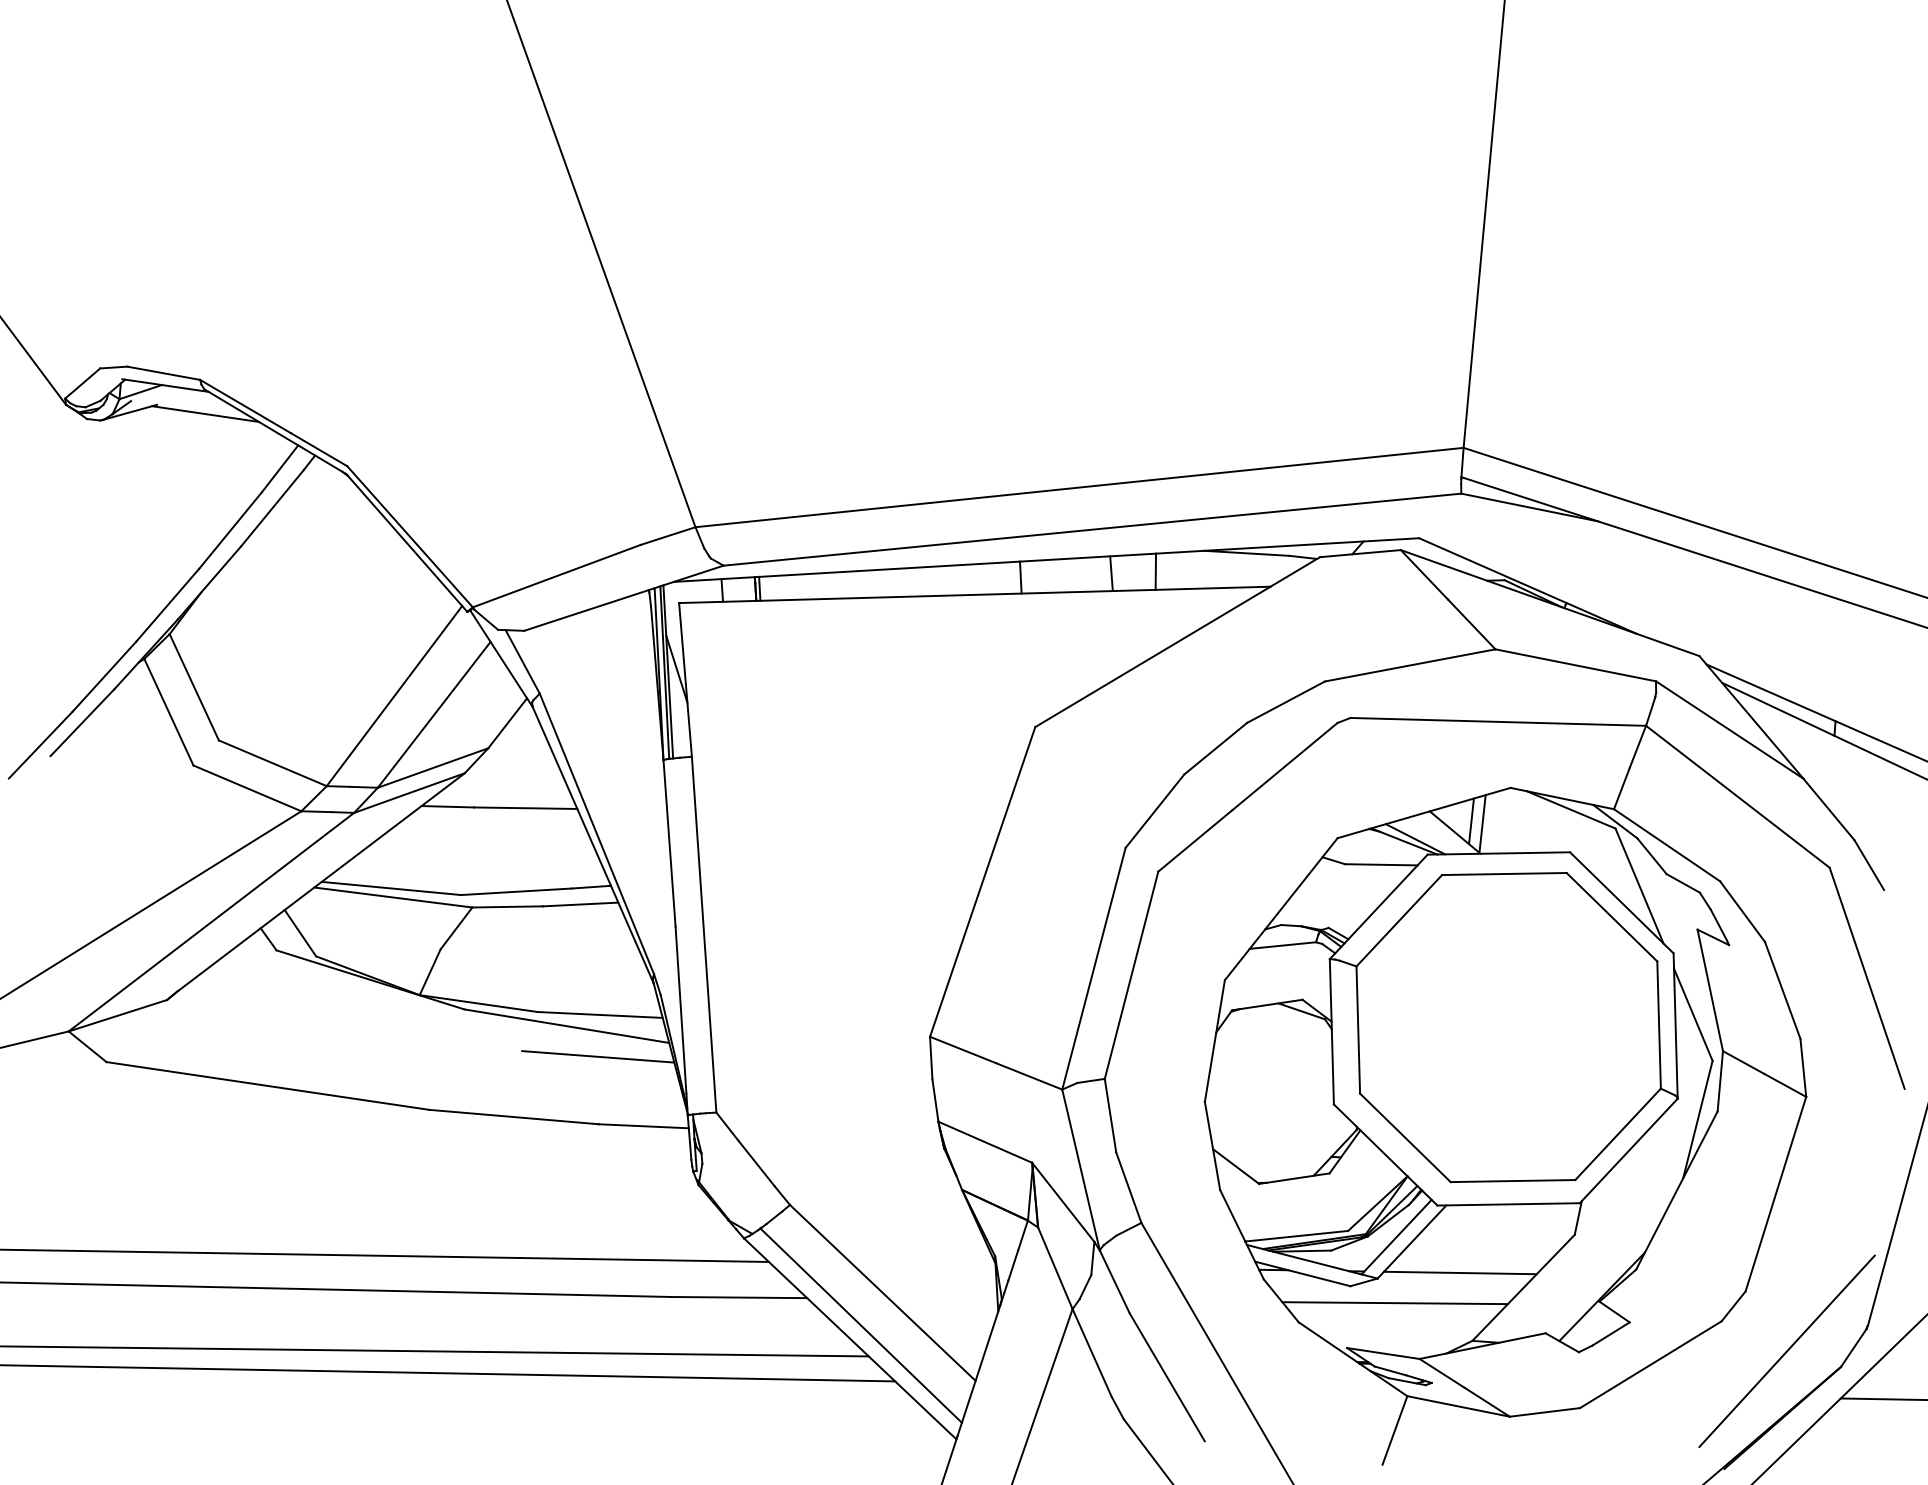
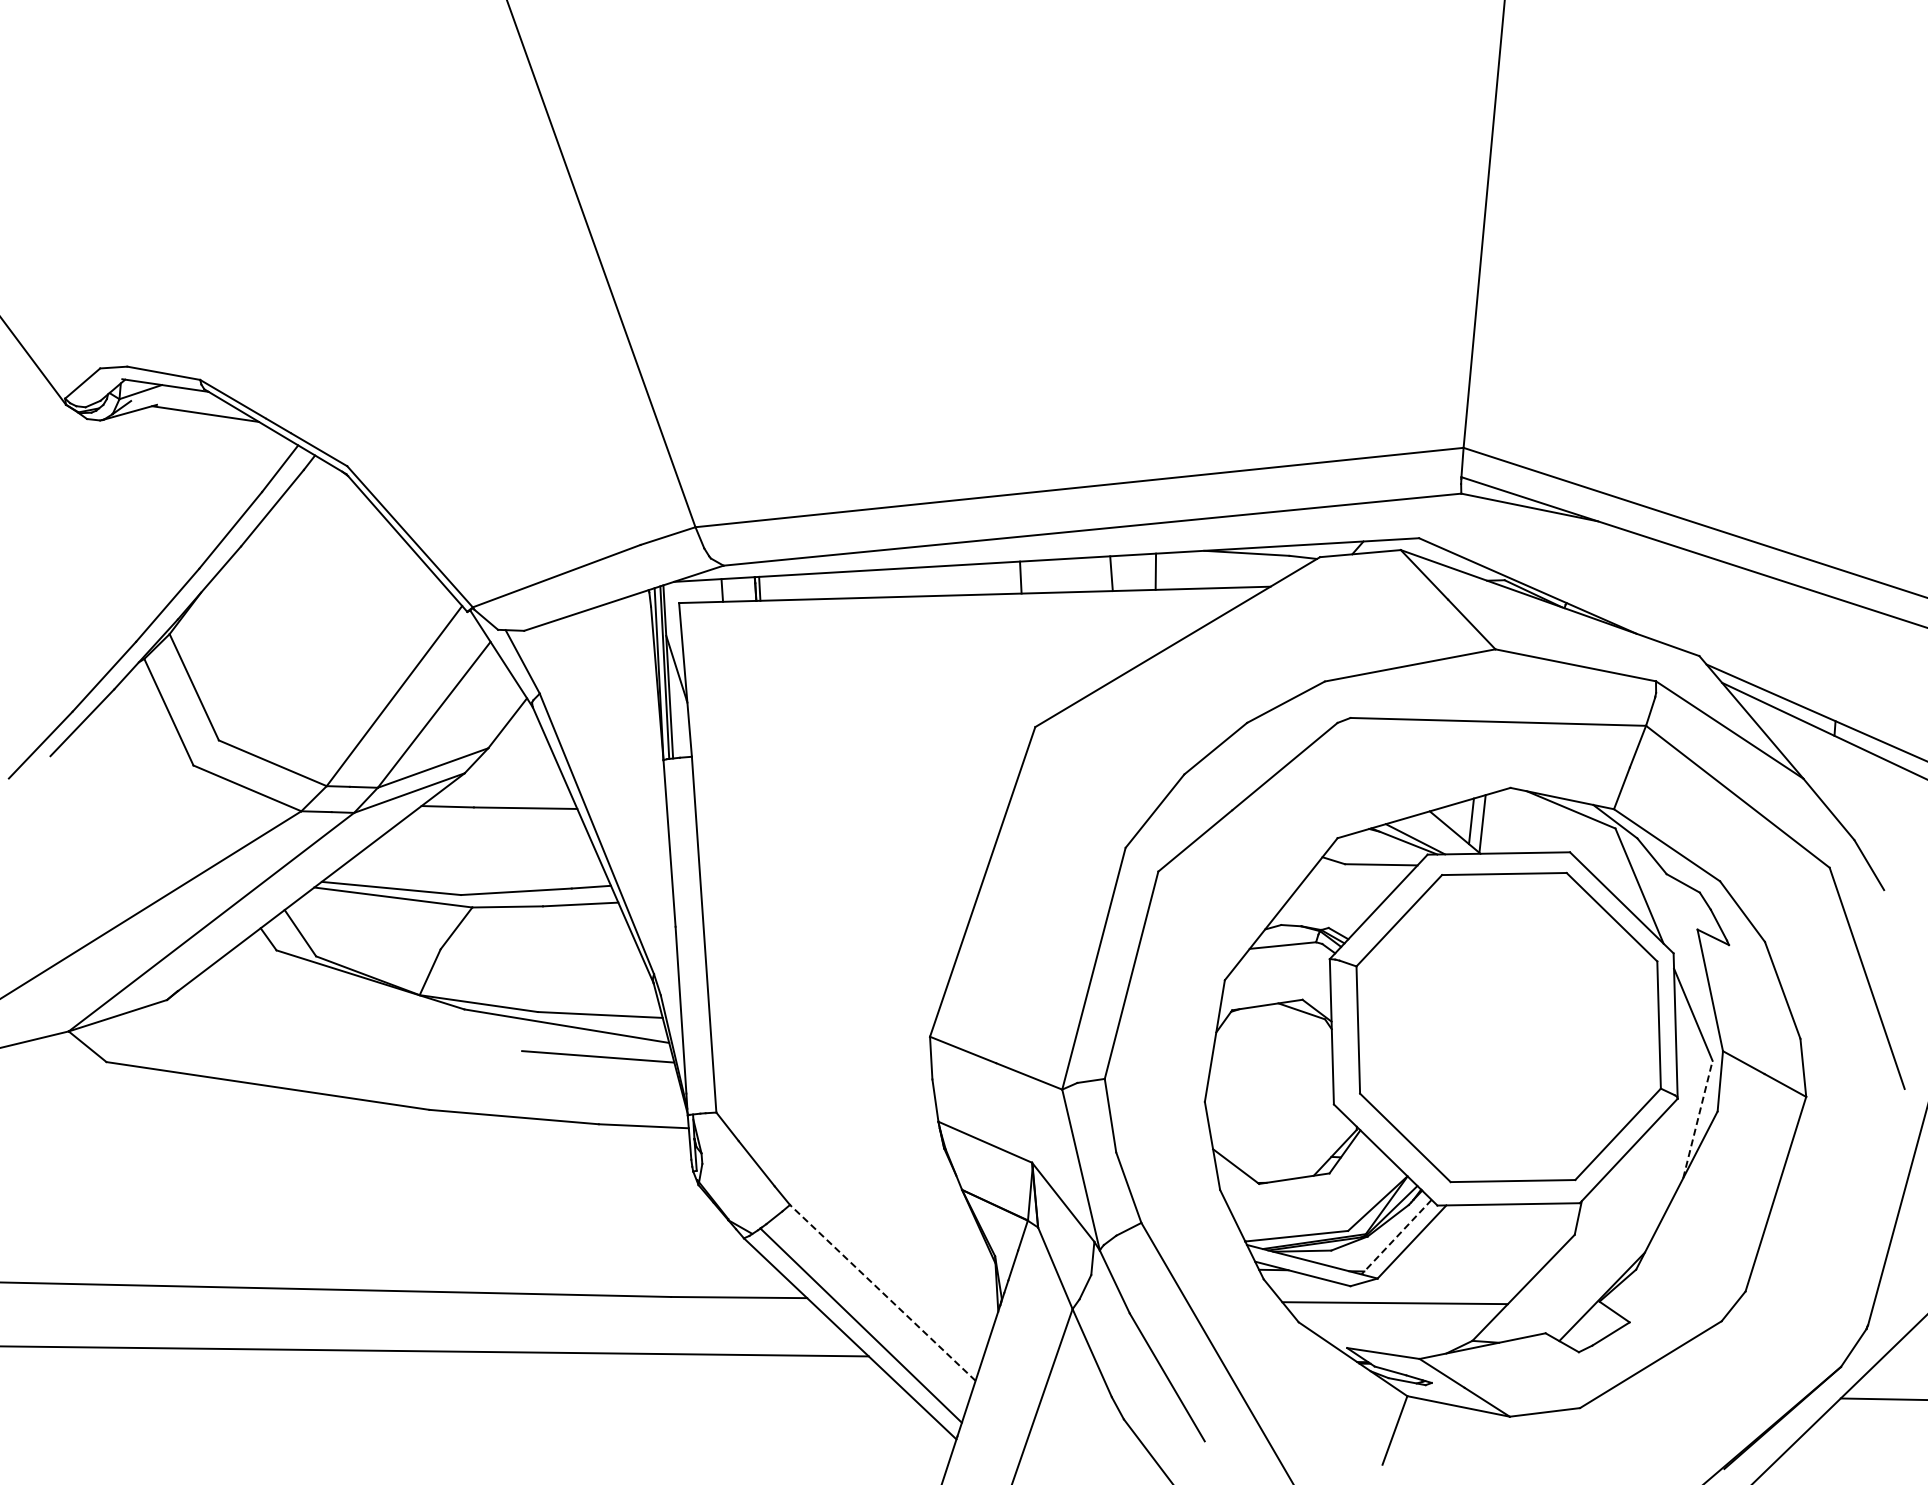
line: solid -> dashed (1697, 1119)
line: solid -> dashed (1396, 1237)
line: present -> none (385, 1255)
line: present -> none (1460, 1272)
line: solid -> dashed (882, 1292)
line: present -> none (1786, 1350)
line: present -> none (448, 1373)
